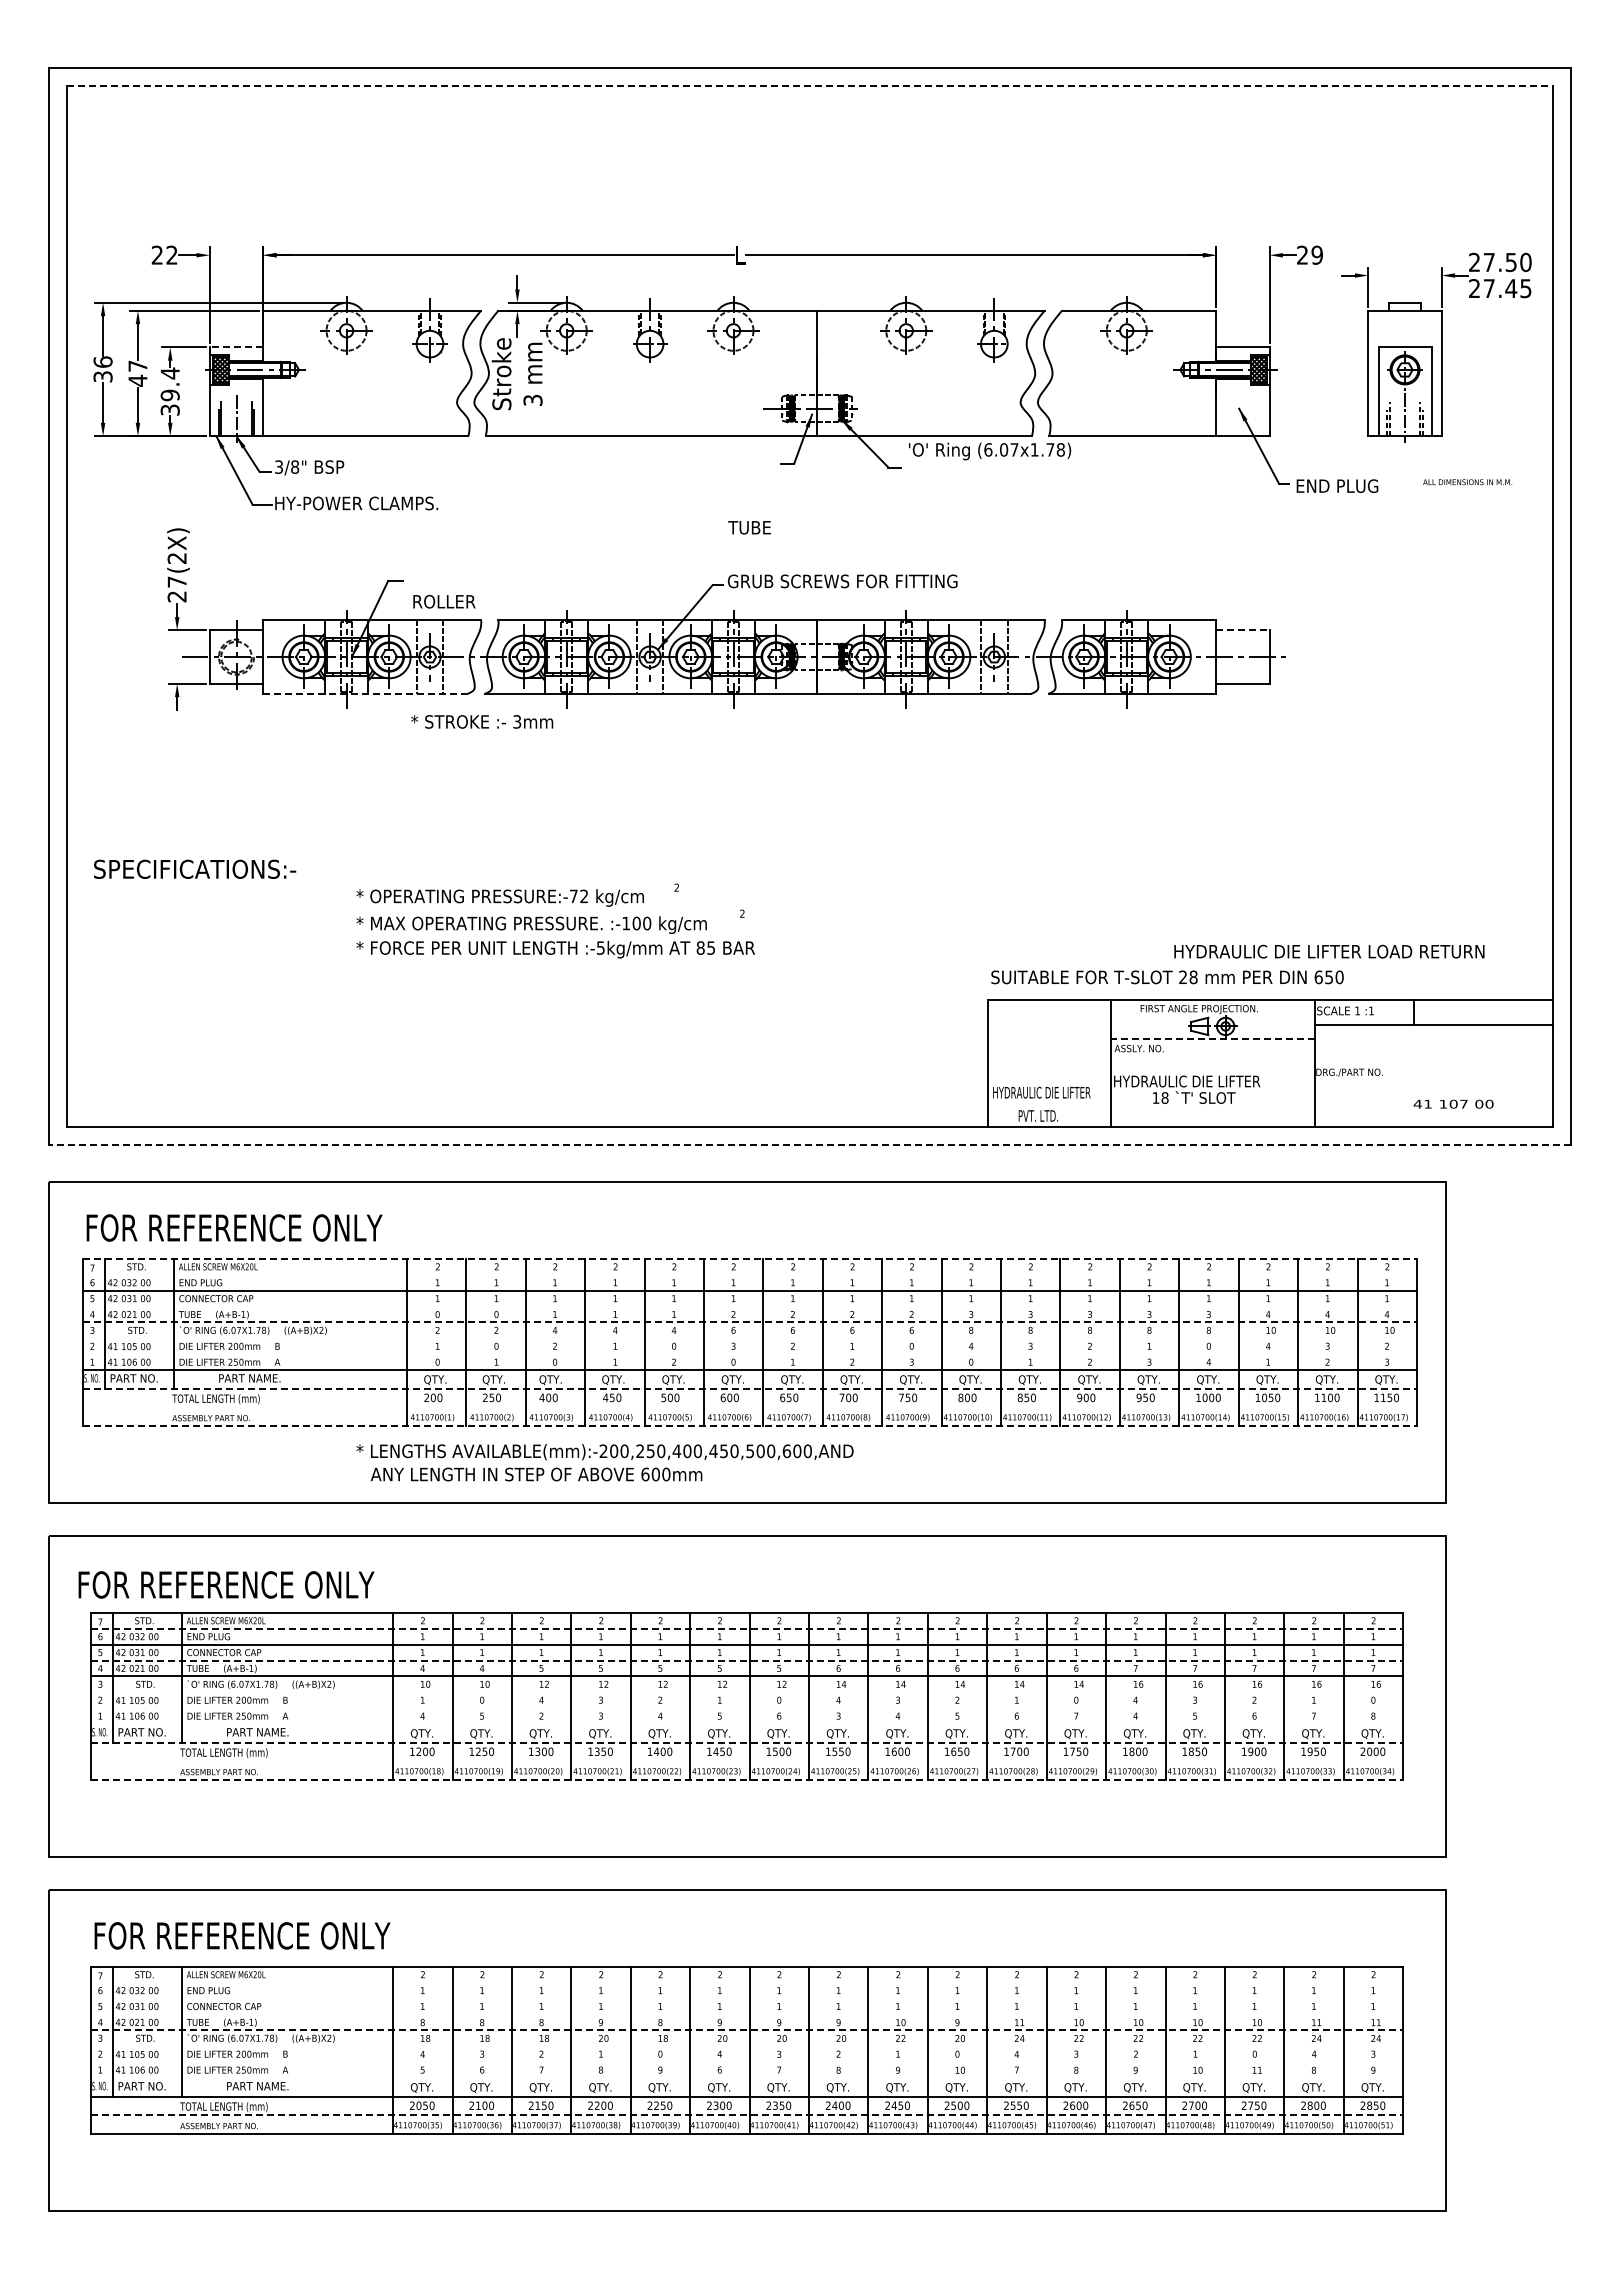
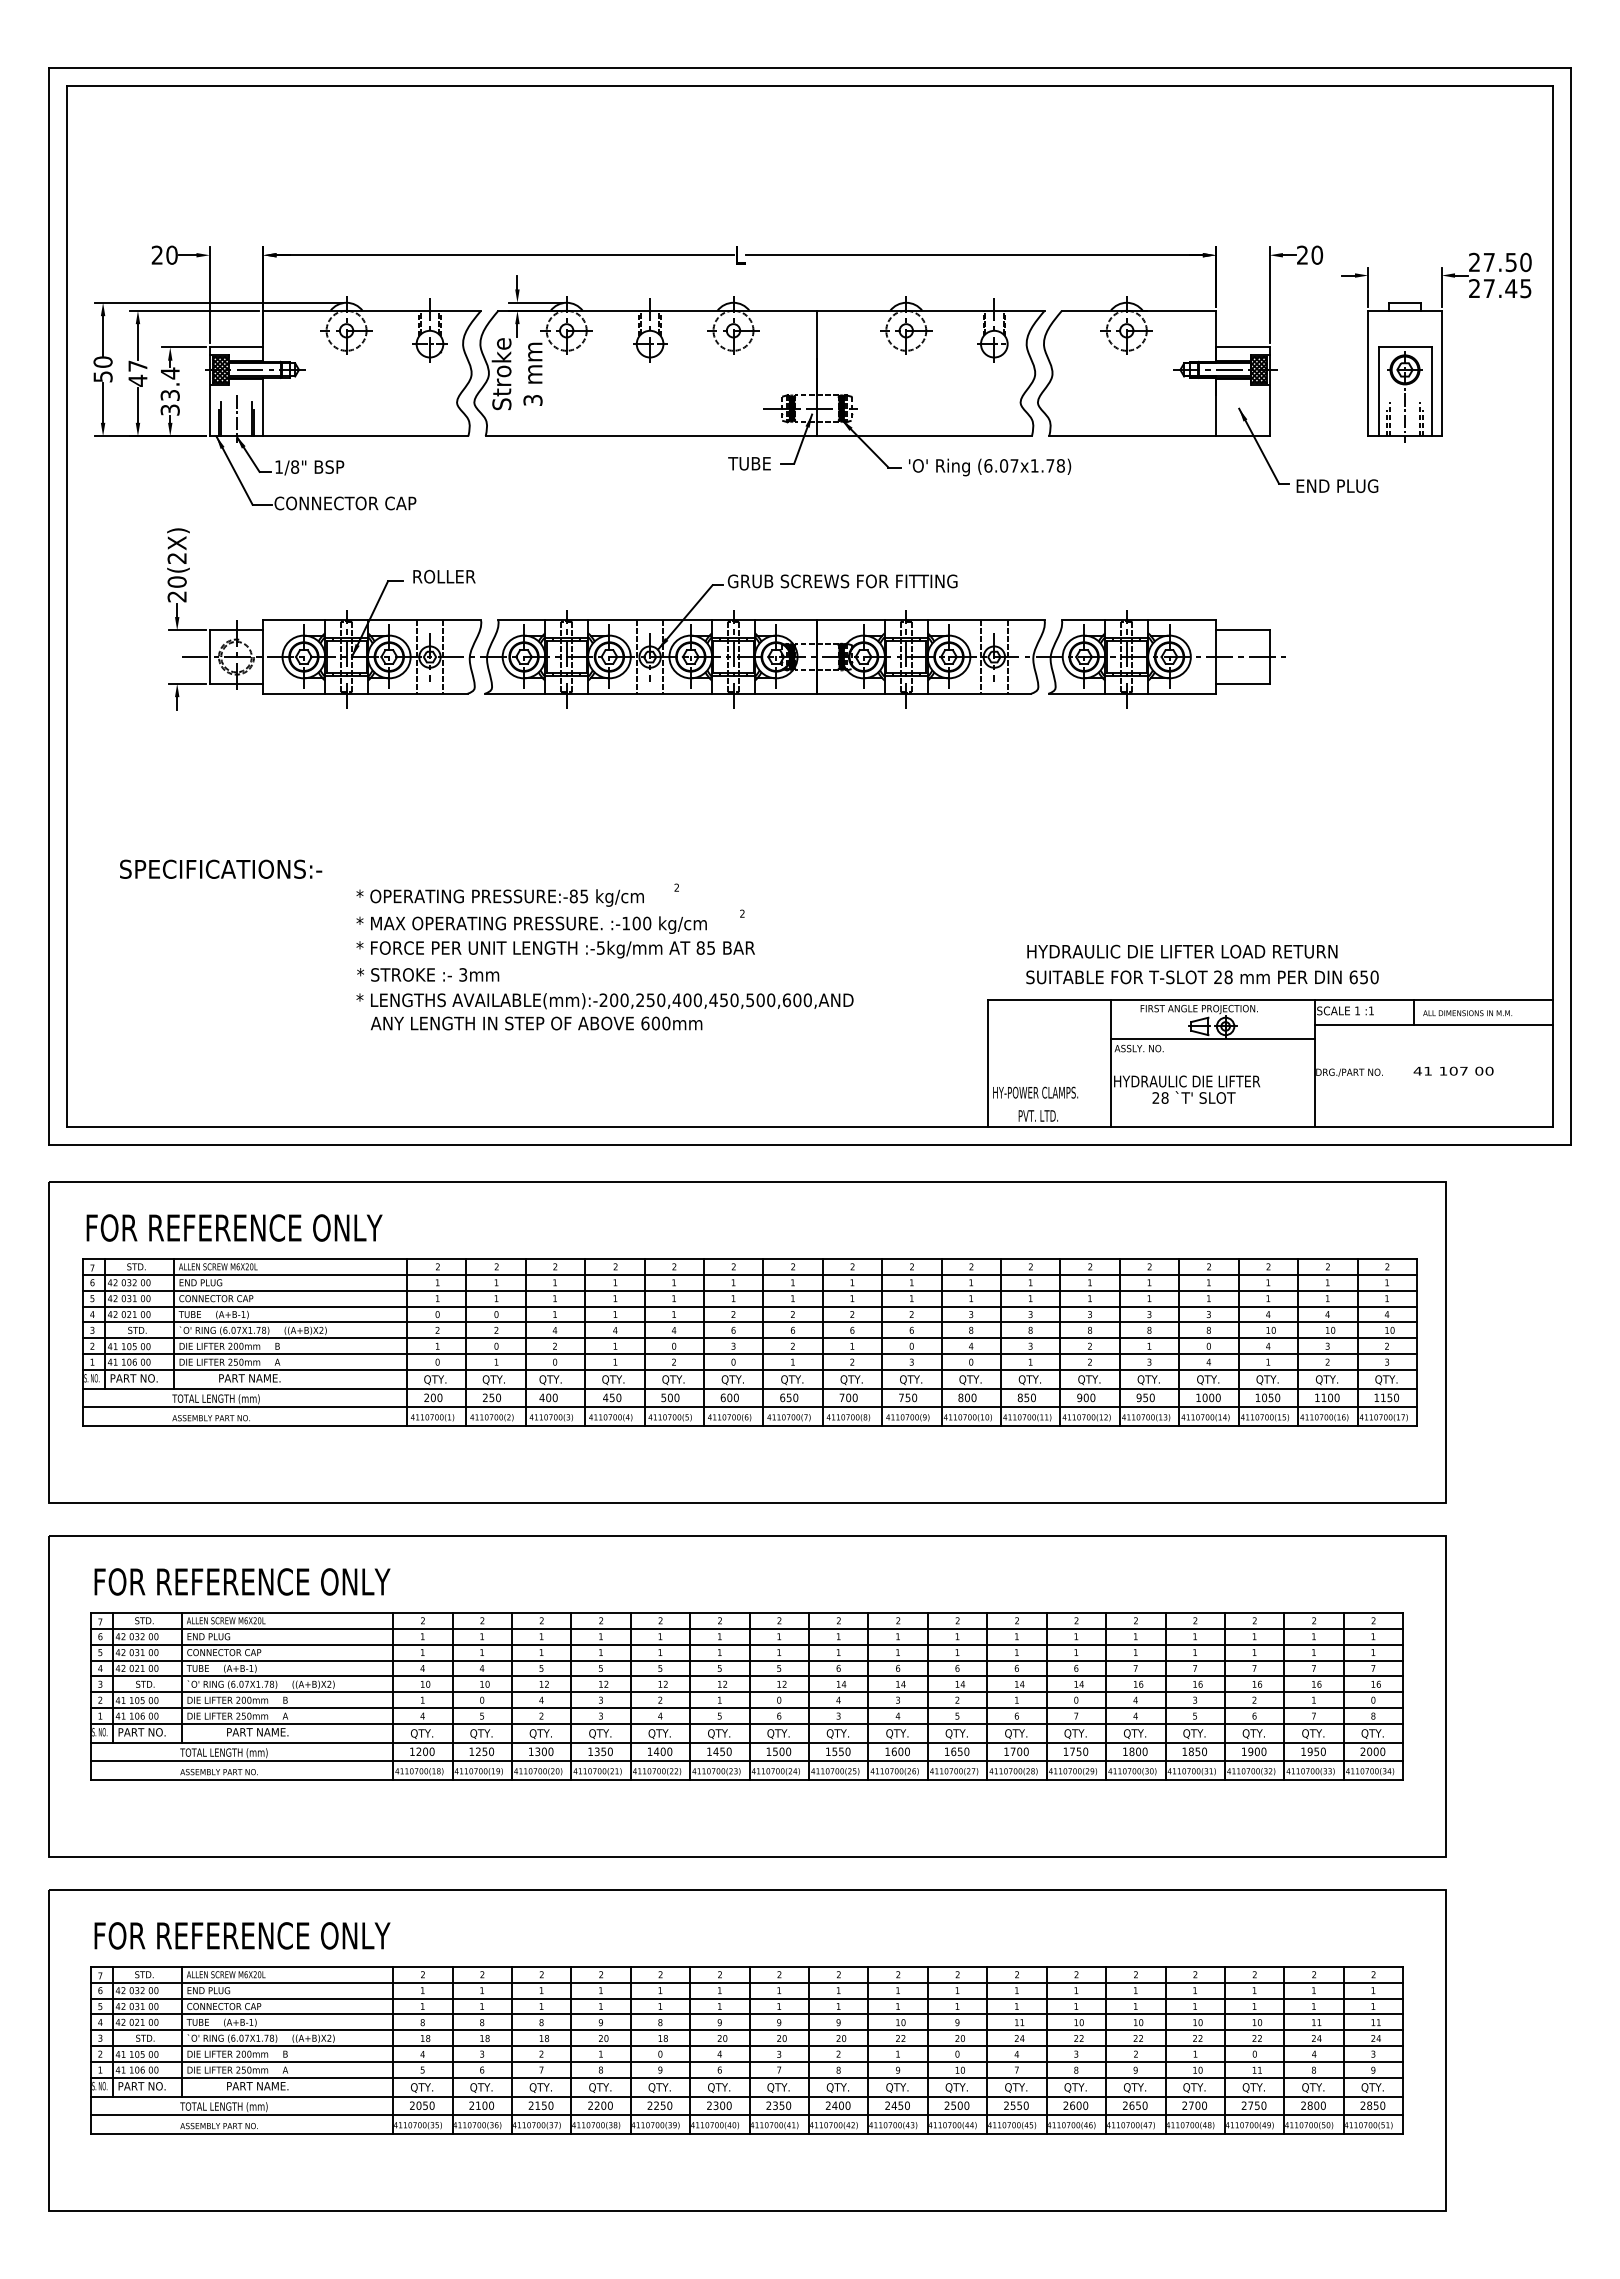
line: dashed -> solid (810, 86)
text: 22 -> 20 (171, 254)
text: 29 -> 20 (1316, 254)
line: dashed -> solid (236, 347)
text: 36 -> 50 (102, 368)
text: 39.4 -> 33.4 (169, 395)
text position: (990, 451) -> (990, 467) (990, 467)
text: 3/8" -> 1/8" (278, 466)
text position: (1467, 482) -> (1467, 1013) (1467, 1013)
text: HY-POWER CLAMPS. -> CONNECTOR CAP (356, 503)
text position: (749, 527) -> (749, 463) (749, 463)
text: 27(2X) -> 20(2X) (176, 581)
text position: (444, 601) -> (444, 576) (444, 576)
line: dashed -> solid (1242, 630)
line: dashed -> solid (365, 693)
text position: (482, 721) -> (428, 974) (428, 974)
text position: (195, 868) -> (221, 868) (221, 868)
text: PRESSURE:-72 -> PRESSURE:-85 (578, 896)
text position: (1329, 951) -> (1182, 951) (1182, 951)
text position: (1167, 977) -> (1202, 977) (1202, 977)
line: dashed -> solid (1212, 1039)
text: HYDRAULIC DIE LIFTER -> HY-POWER CLAMPS. (1047, 1092)
text: 18 -> 28 (1155, 1097)
text position: (1453, 1103) -> (1453, 1070) (1453, 1070)
line: dashed -> solid (809, 1145)
line: dashed -> solid (750, 1258)
line: none -> present (749, 1274)
line: none -> present (749, 1306)
line: dashed -> solid (750, 1322)
line: none -> present (749, 1338)
line: none -> present (749, 1354)
line: dashed -> solid (750, 1388)
line: none -> present (749, 1407)
line: dashed -> solid (750, 1425)
text position: (604, 1462) -> (604, 1011) (604, 1011)
text position: (226, 1584) -> (242, 1581) (242, 1581)
line: dashed -> solid (747, 1628)
line: dashed -> solid (747, 1660)
line: none -> present (746, 1692)
line: none -> present (746, 1708)
line: none -> present (746, 1724)
line: dashed -> solid (747, 1742)
line: none -> present (746, 1761)
line: dashed -> solid (747, 1779)
line: none -> present (746, 1982)
line: none -> present (746, 1998)
line: none -> present (746, 2014)
line: dashed -> solid (747, 2030)
line: none -> present (746, 2046)
line: none -> present (746, 2062)
line: none -> present (746, 2078)
line: dashed -> solid (747, 2115)
